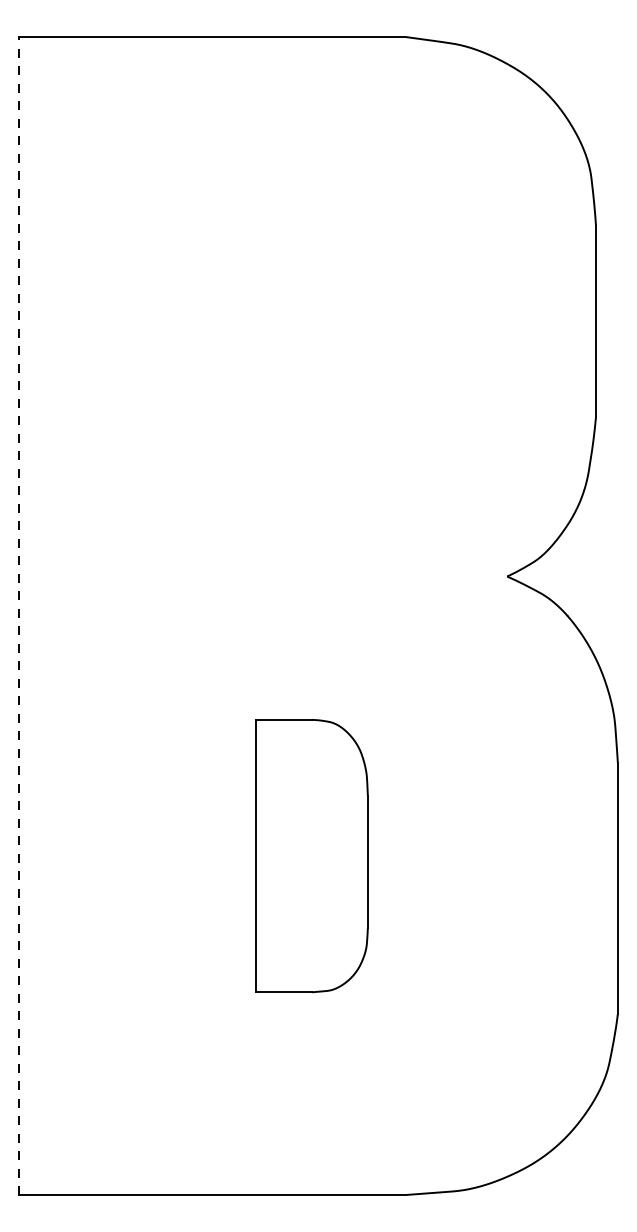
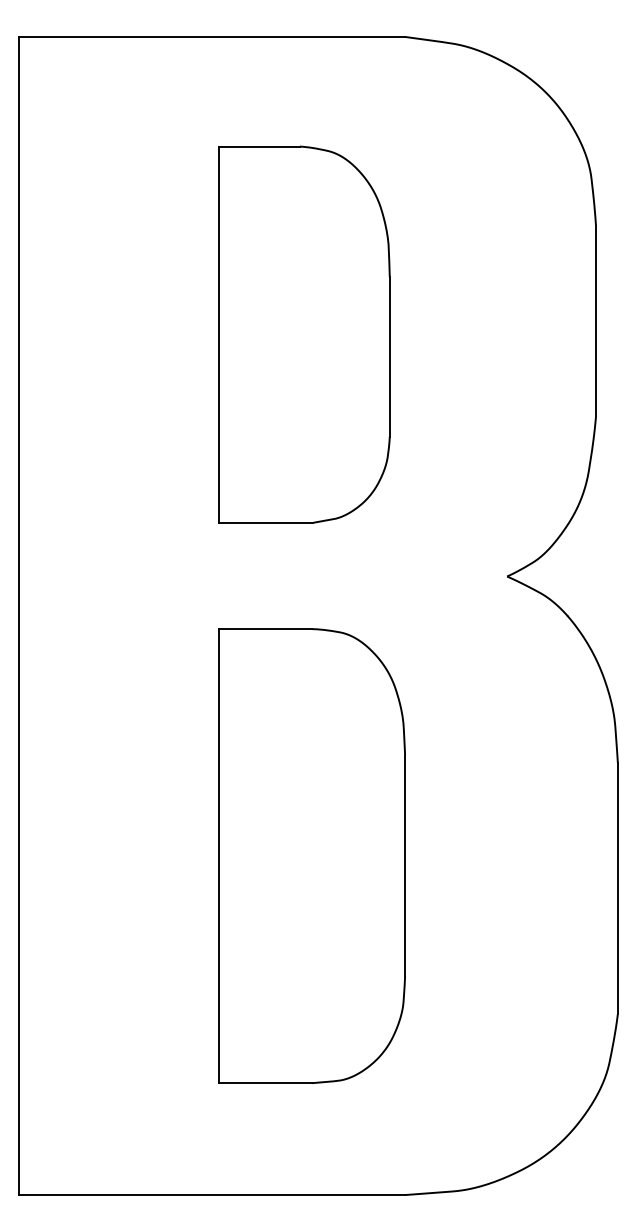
part: none -> present (304, 334)
line: dashed -> solid (19, 615)
part size: 114x275 px -> 188x456 px (311, 855)
